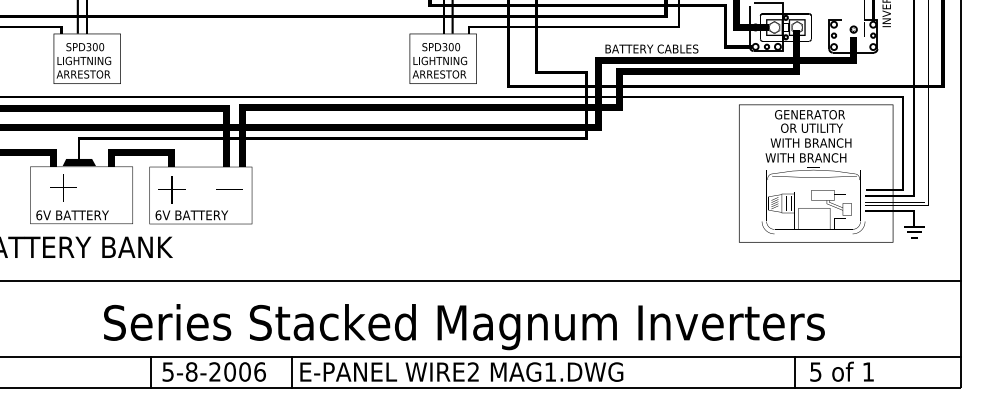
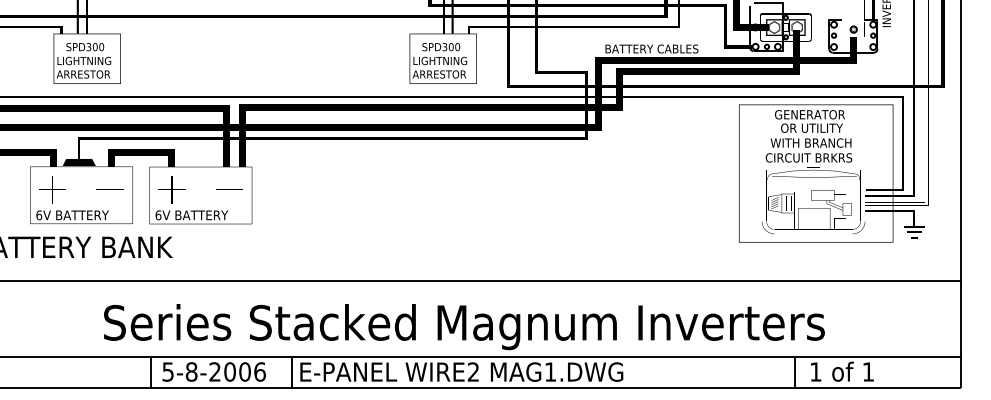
text: WITH BRANCH -> CIRCUIT BRKRS (808, 157)
part position: (63, 187) -> (52, 189) (52, 189)
line: none -> present (109, 189)
text: 5 -> 1 (815, 371)
